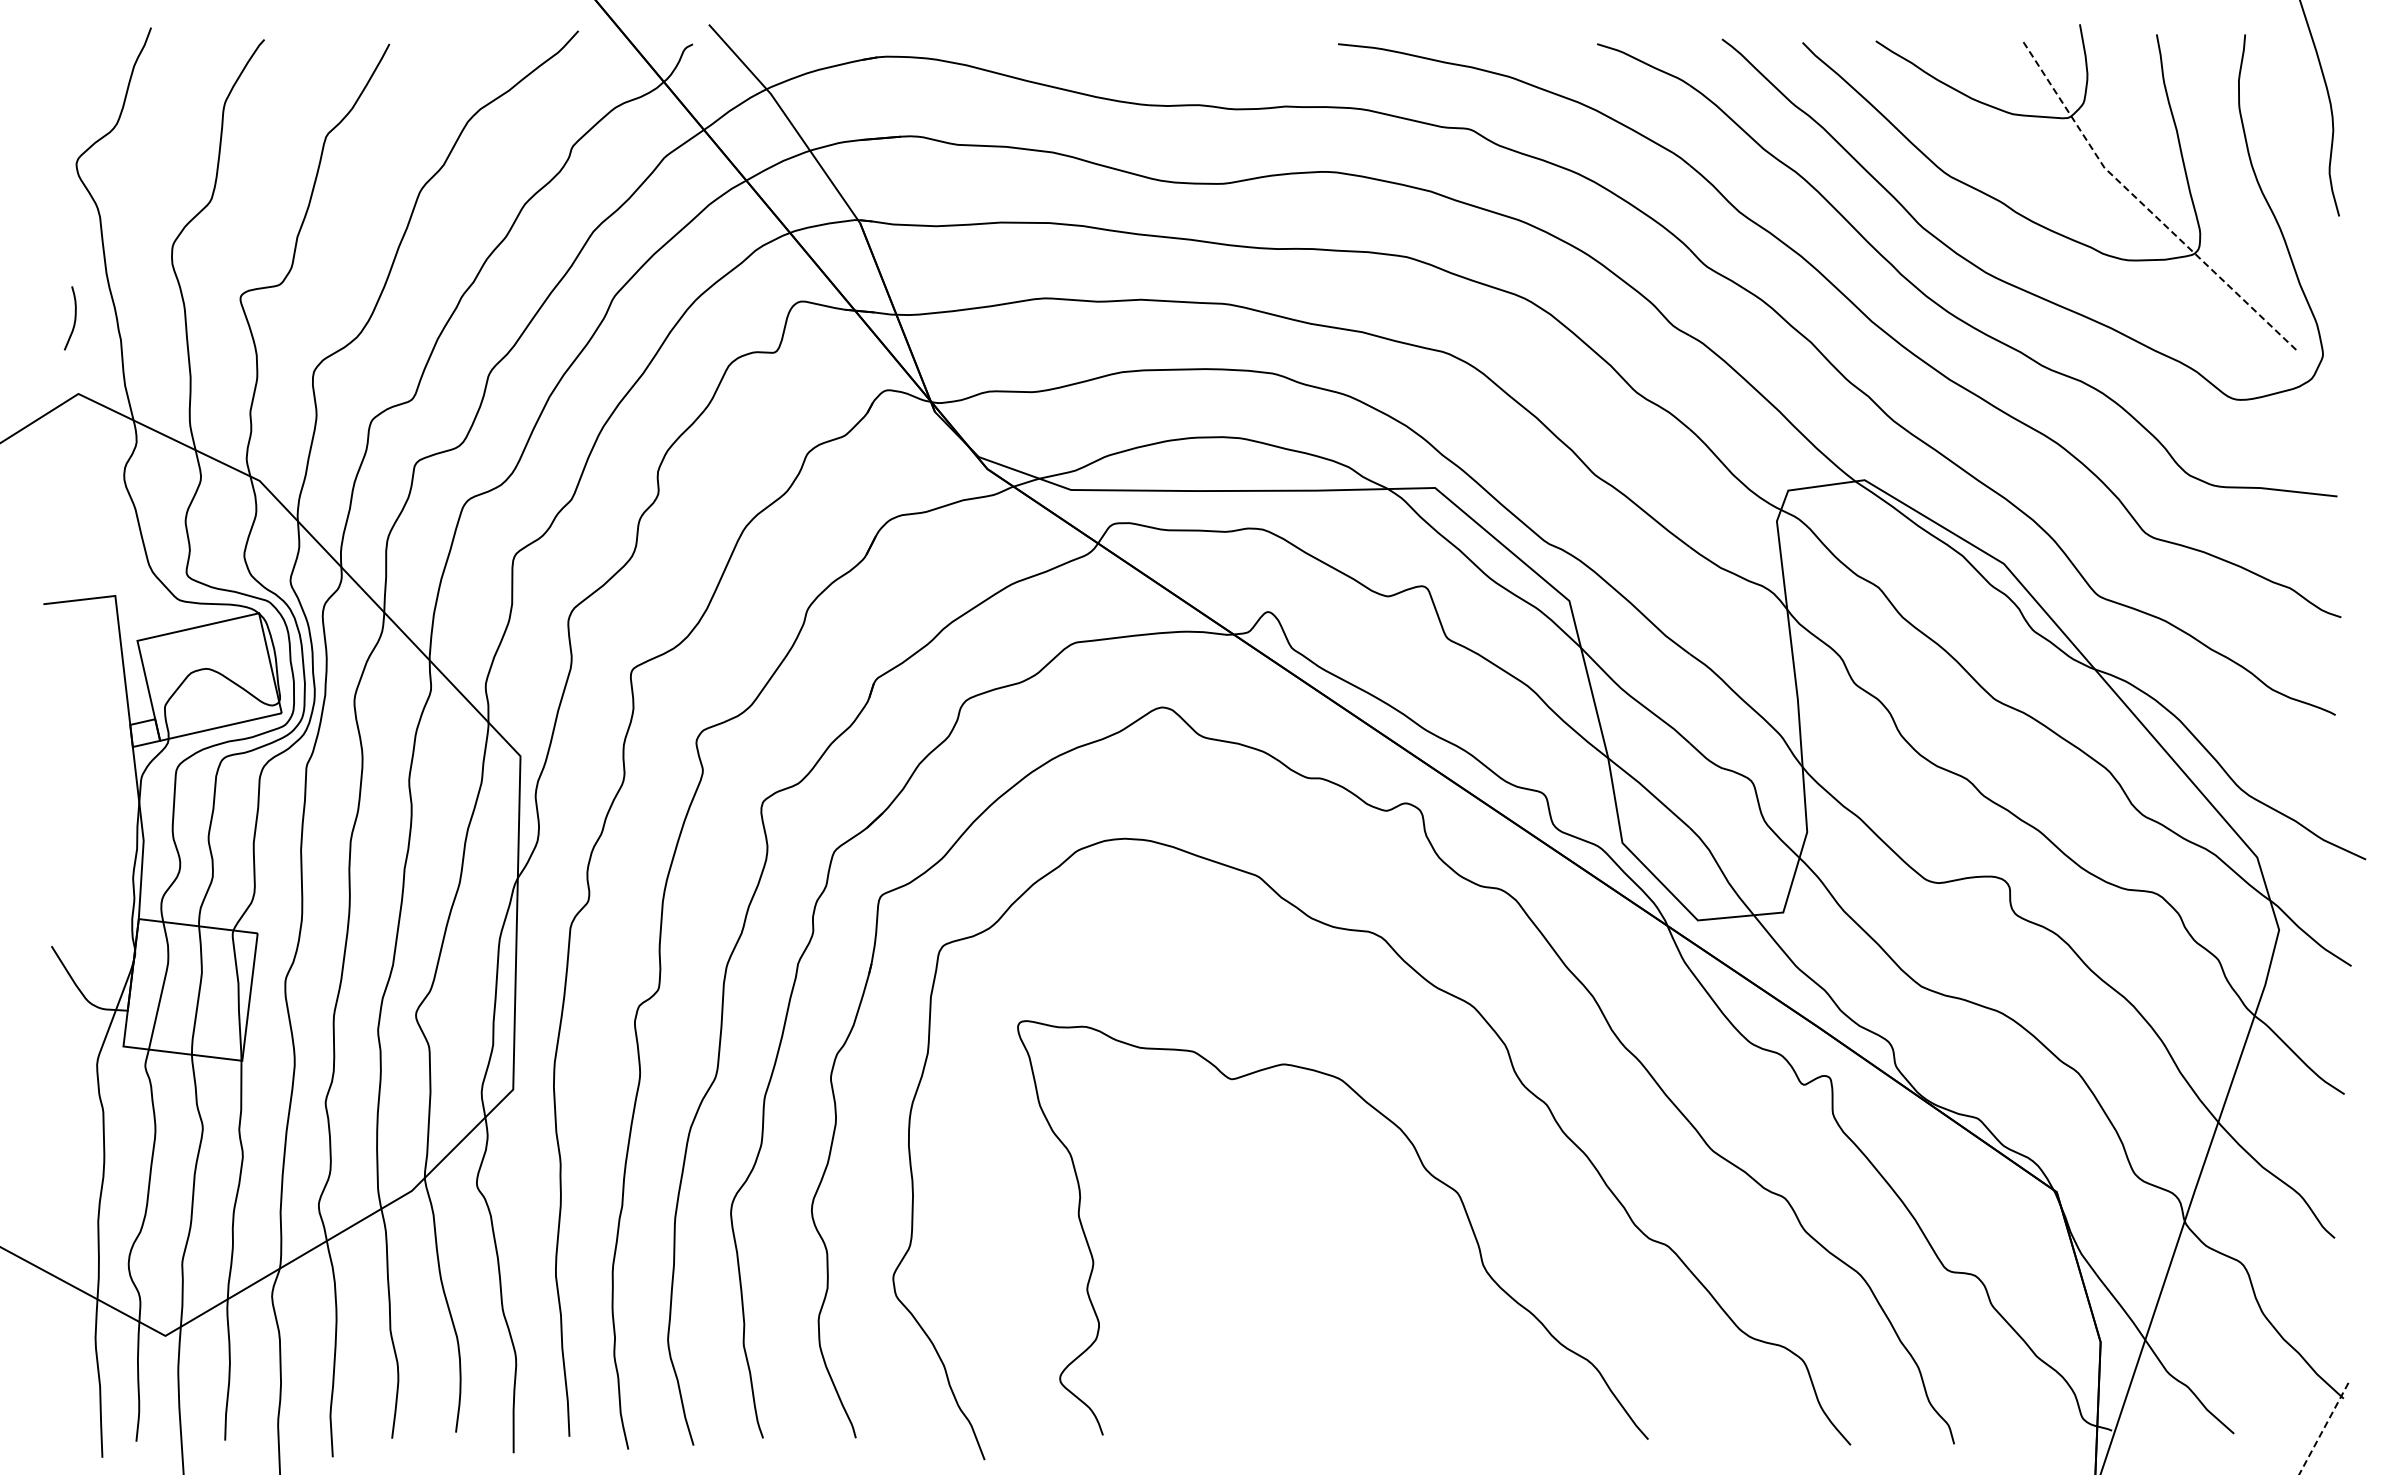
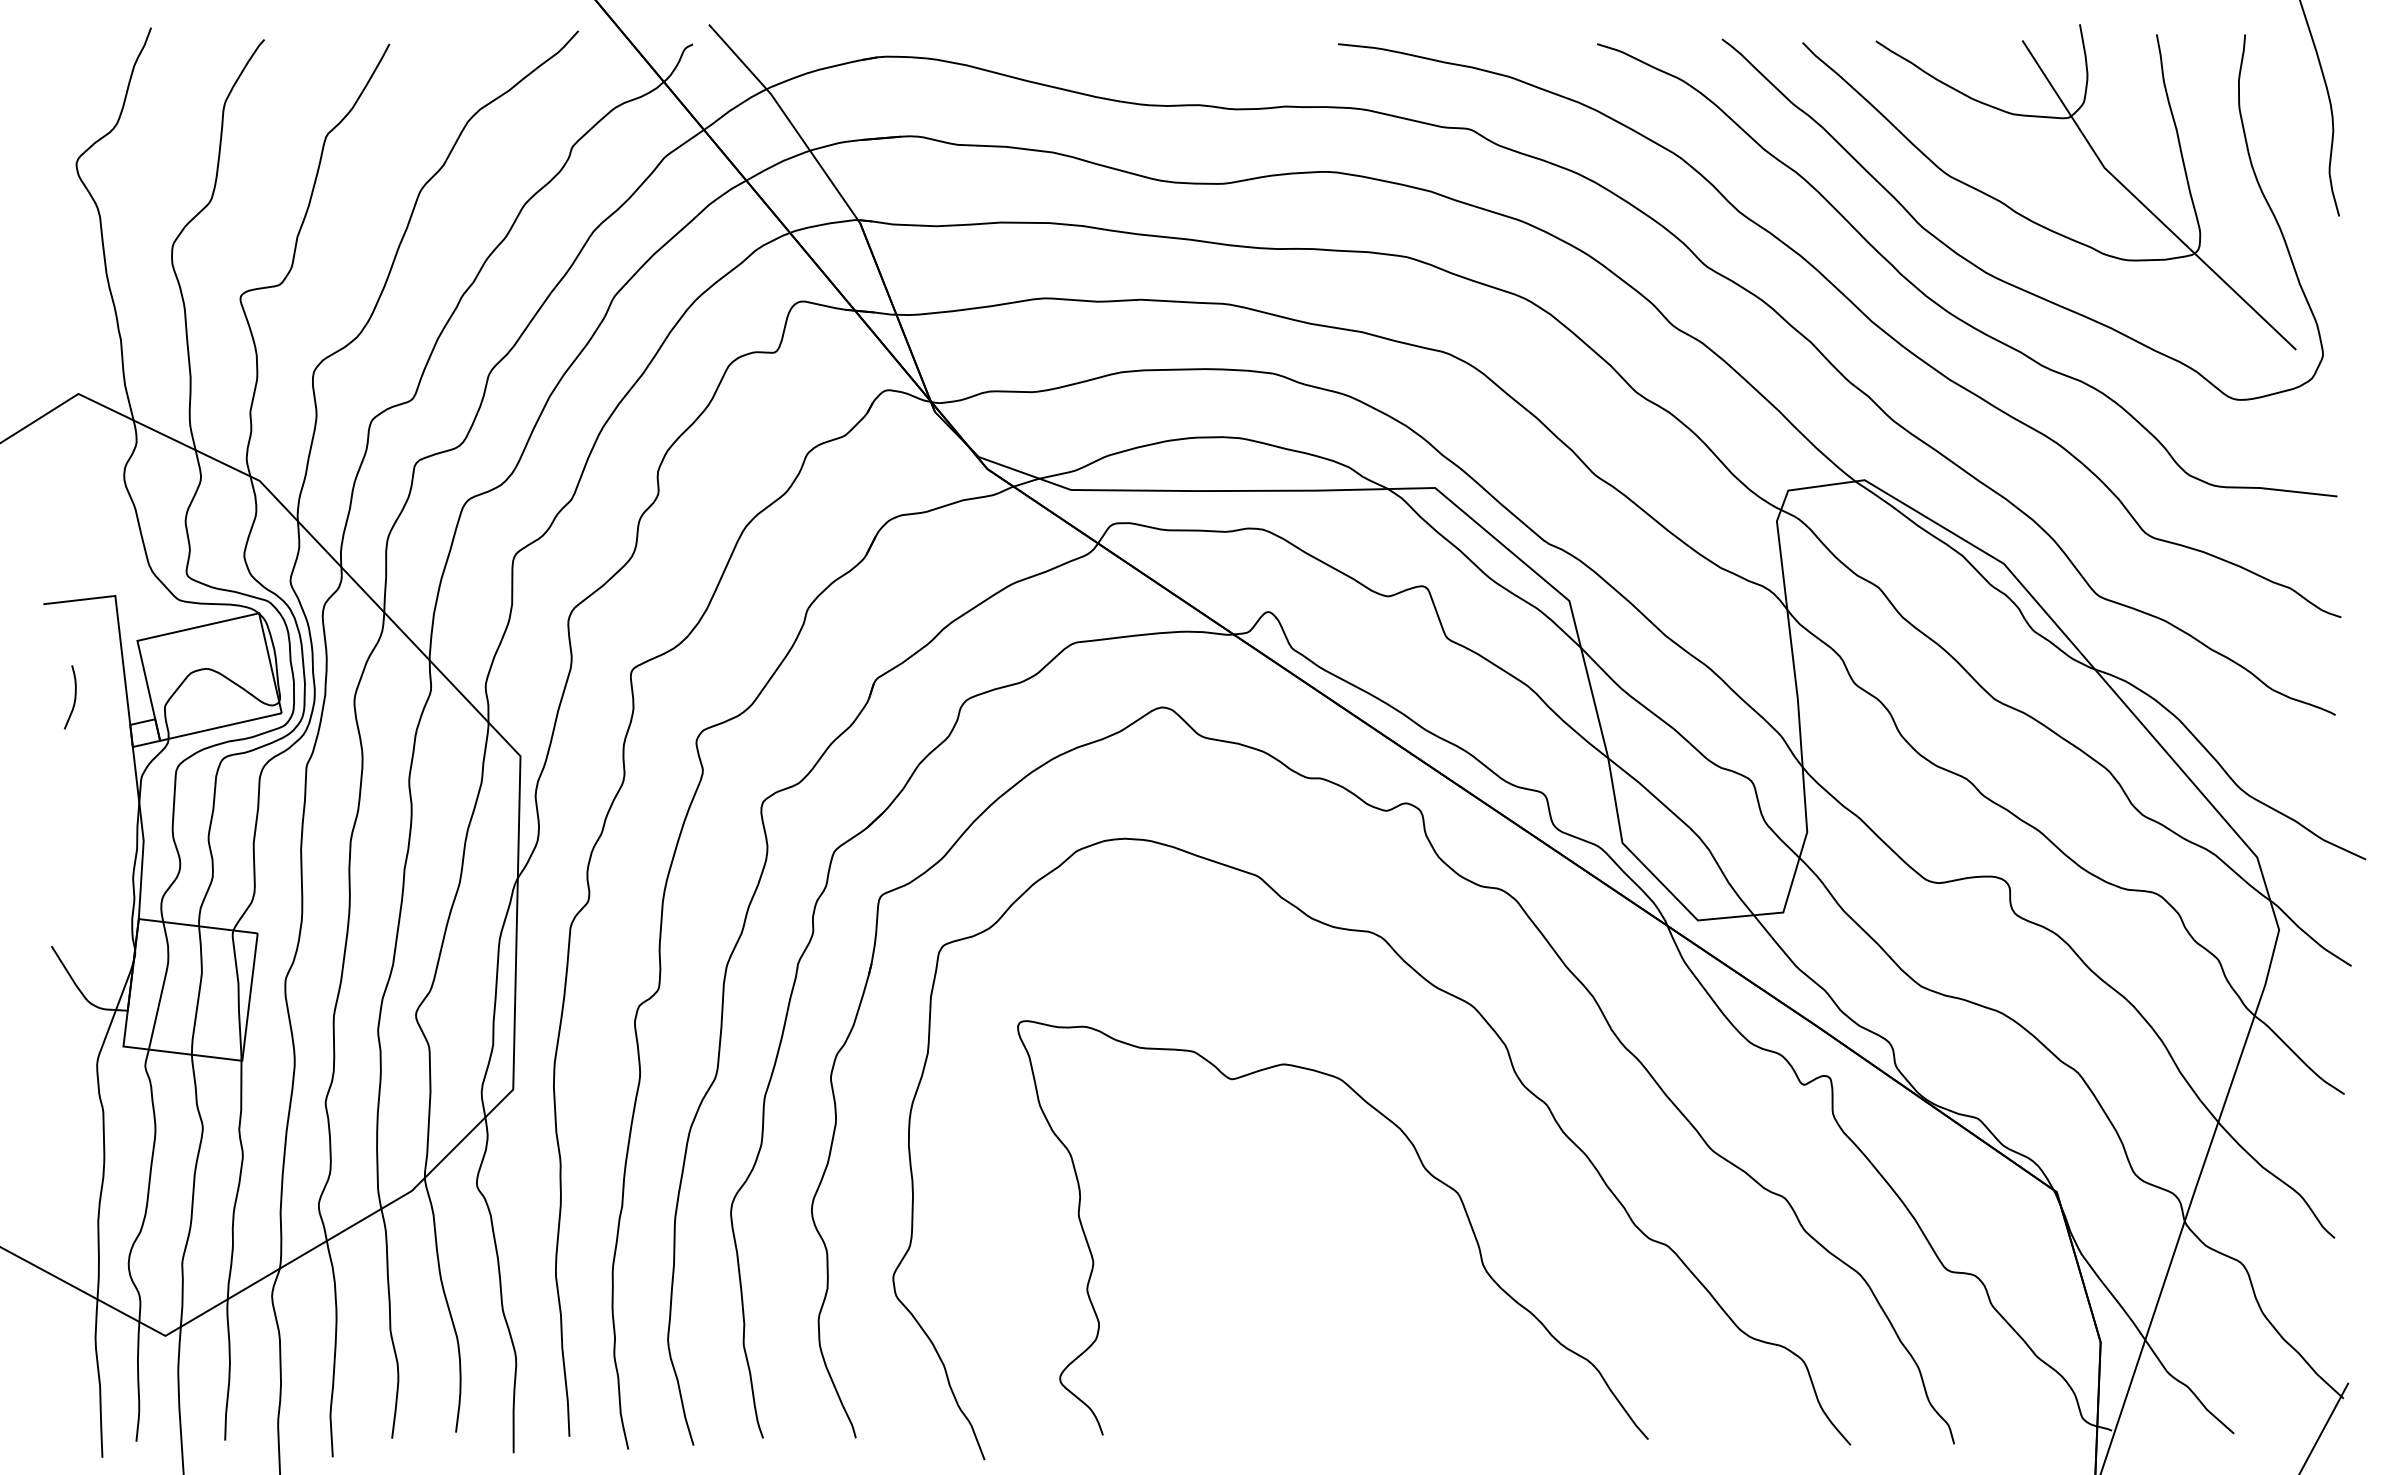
line: dashed -> solid (2145, 206)
curve position: (74, 318) -> (74, 697) (74, 697)
line: dashed -> solid (2323, 1428)
